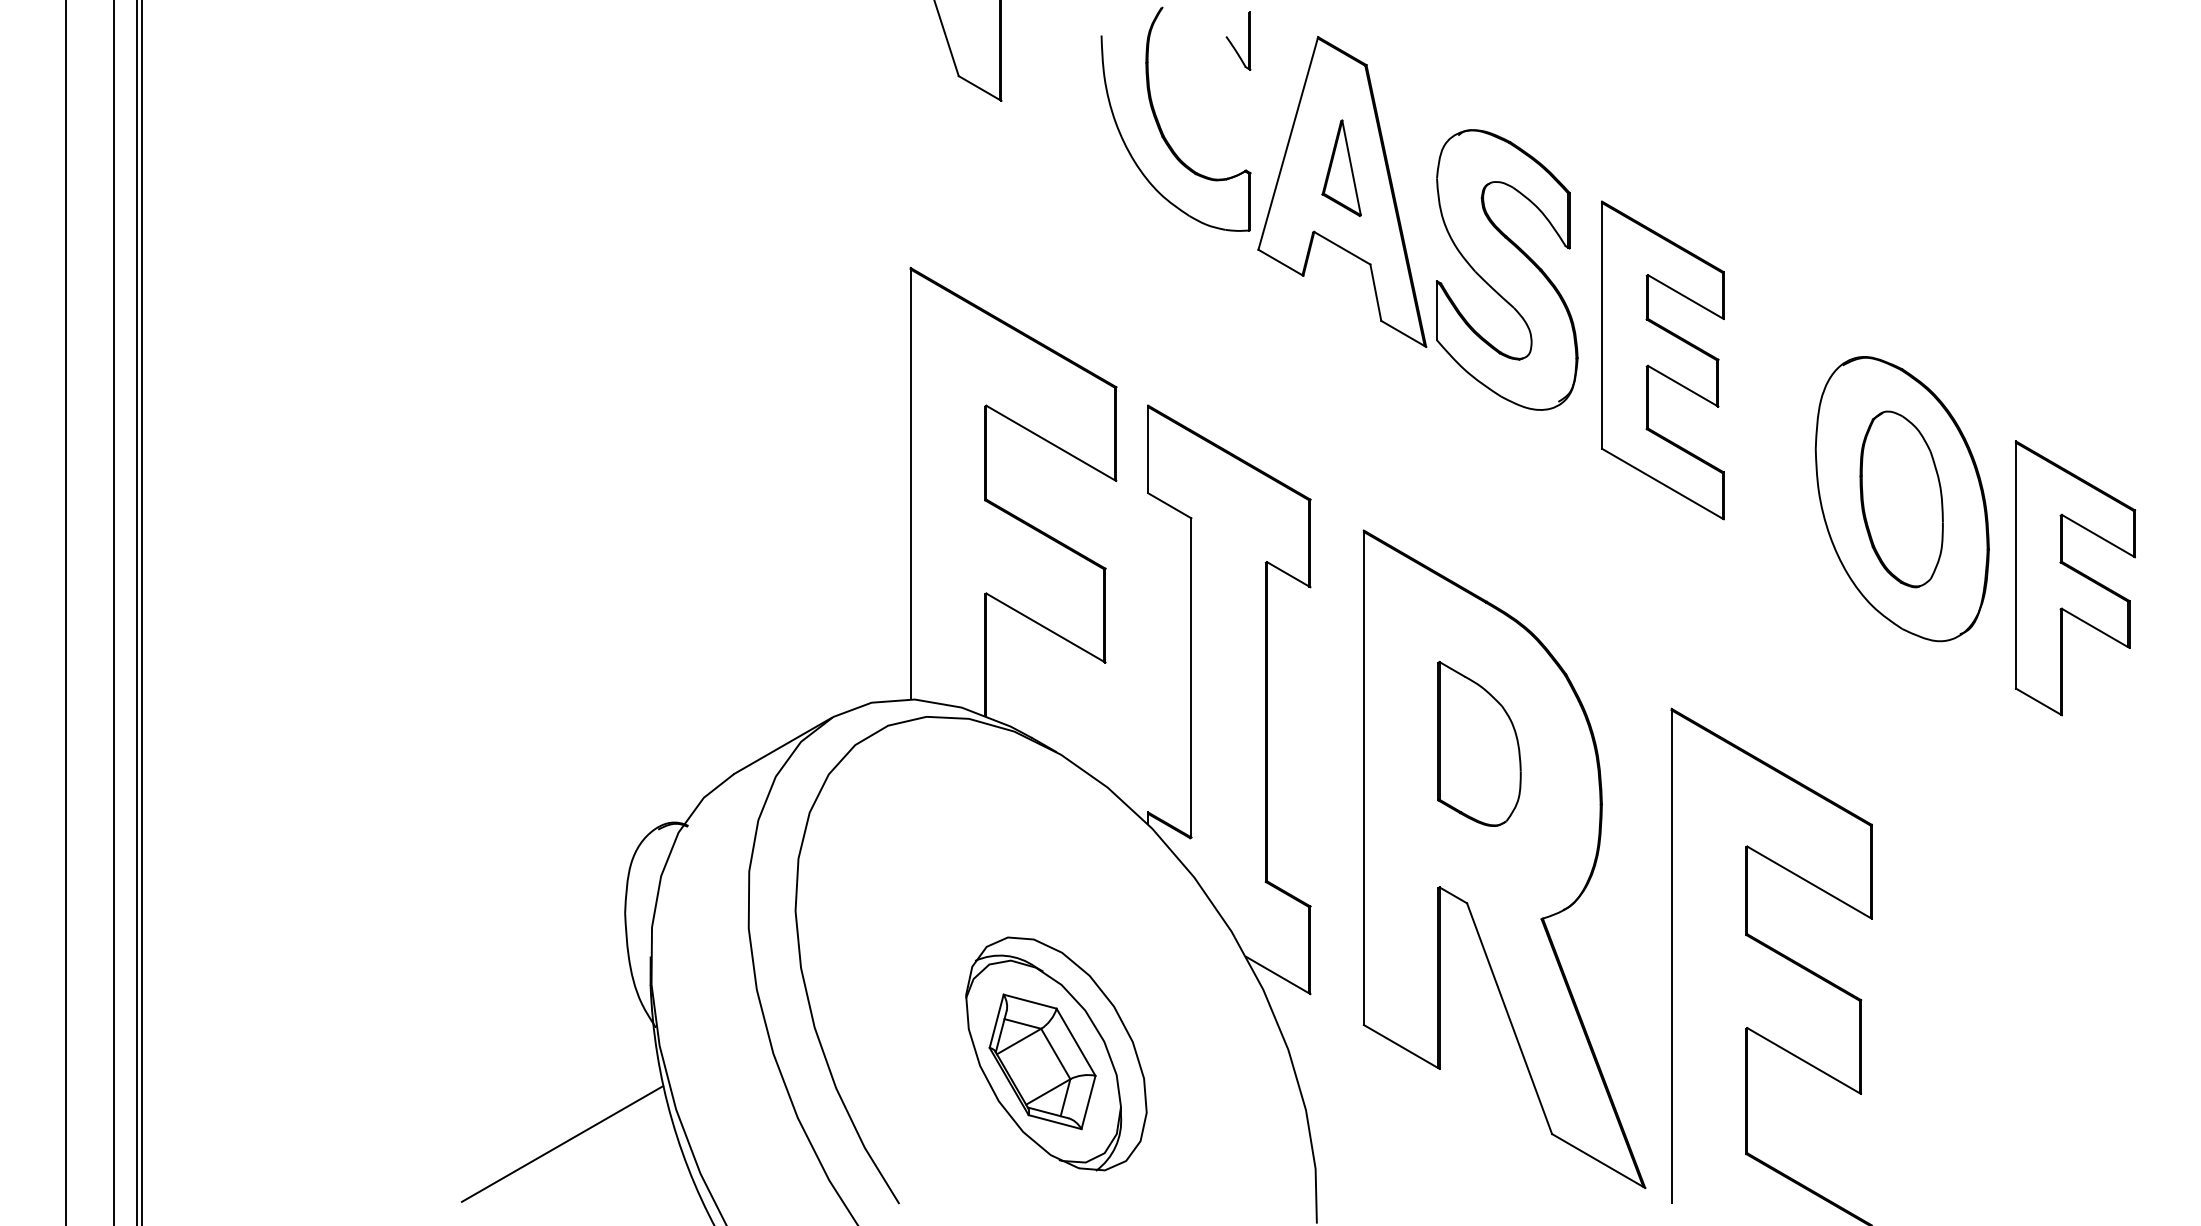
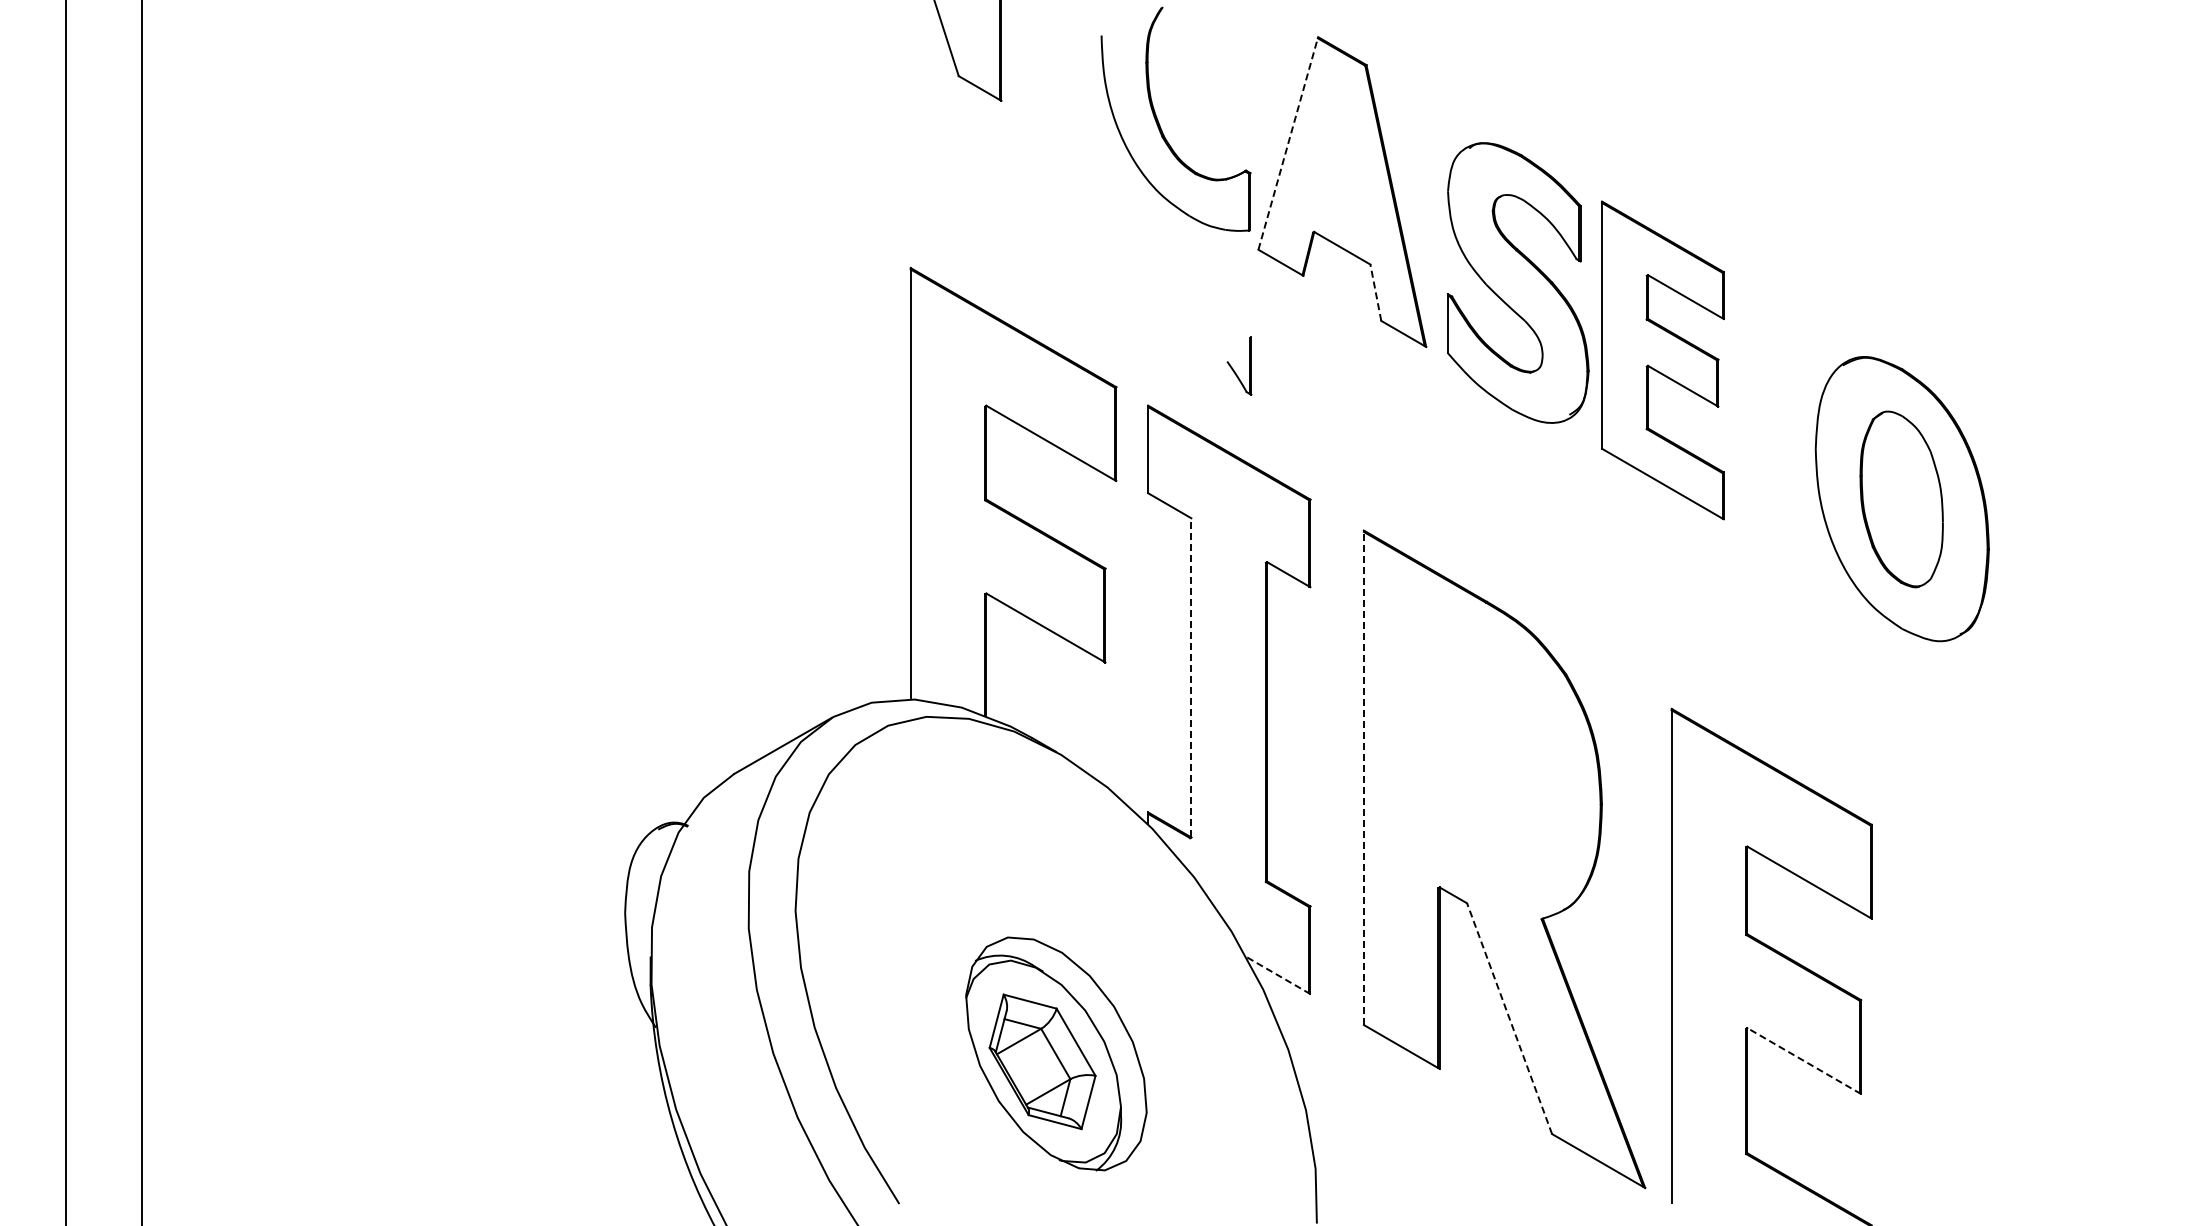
part position: (1232, 43) -> (1233, 368) (1233, 368)
line: solid -> dashed (1288, 142)
part: present -> none (1341, 167)
part position: (1507, 269) -> (1518, 282) (1518, 282)
line: solid -> dashed (1375, 292)
part: present -> none (2075, 578)
line: present -> none (113, 612)
line: present -> none (137, 612)
line: solid -> dashed (1191, 677)
part: present -> none (1479, 743)
line: solid -> dashed (1363, 777)
line: solid -> dashed (1278, 975)
line: solid -> dashed (1509, 1018)
line: solid -> dashed (1804, 1061)
line: present -> none (562, 1143)
